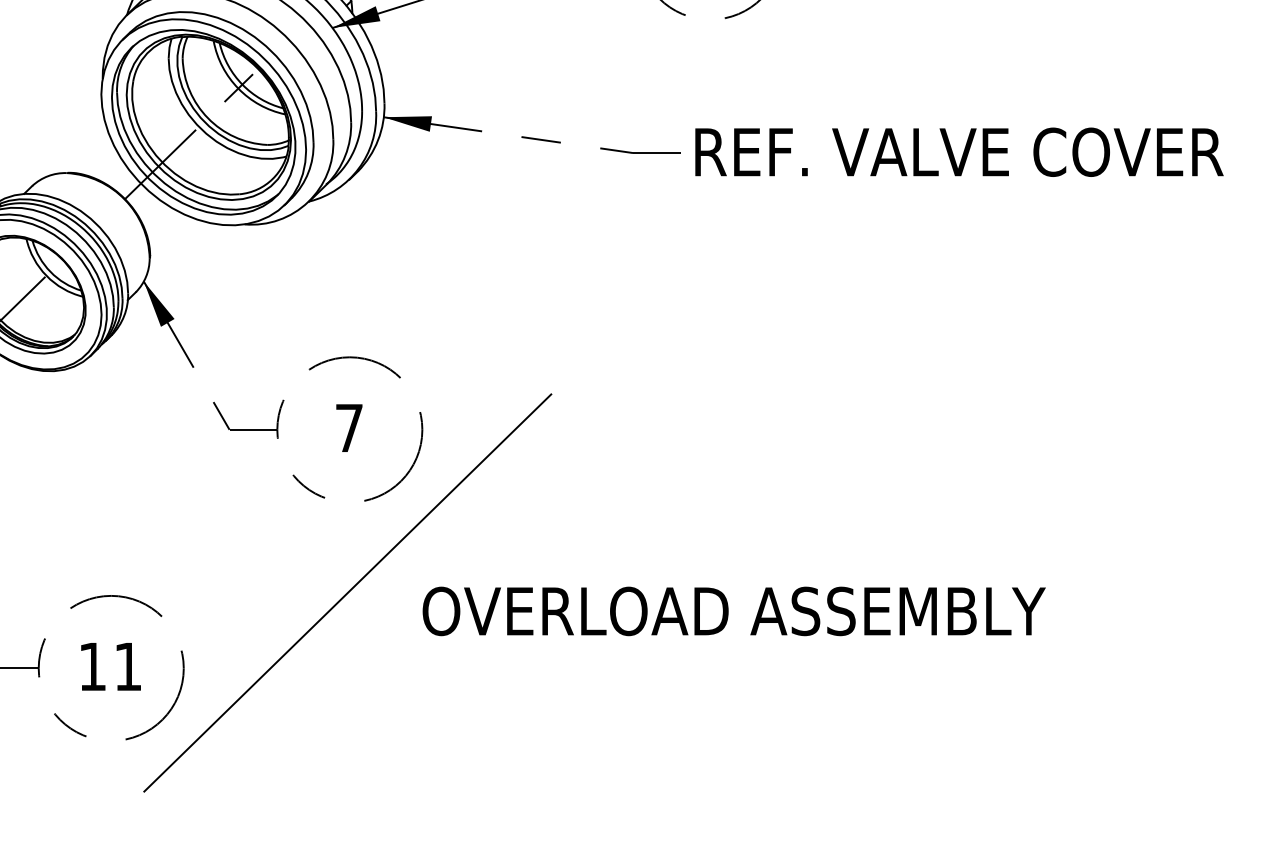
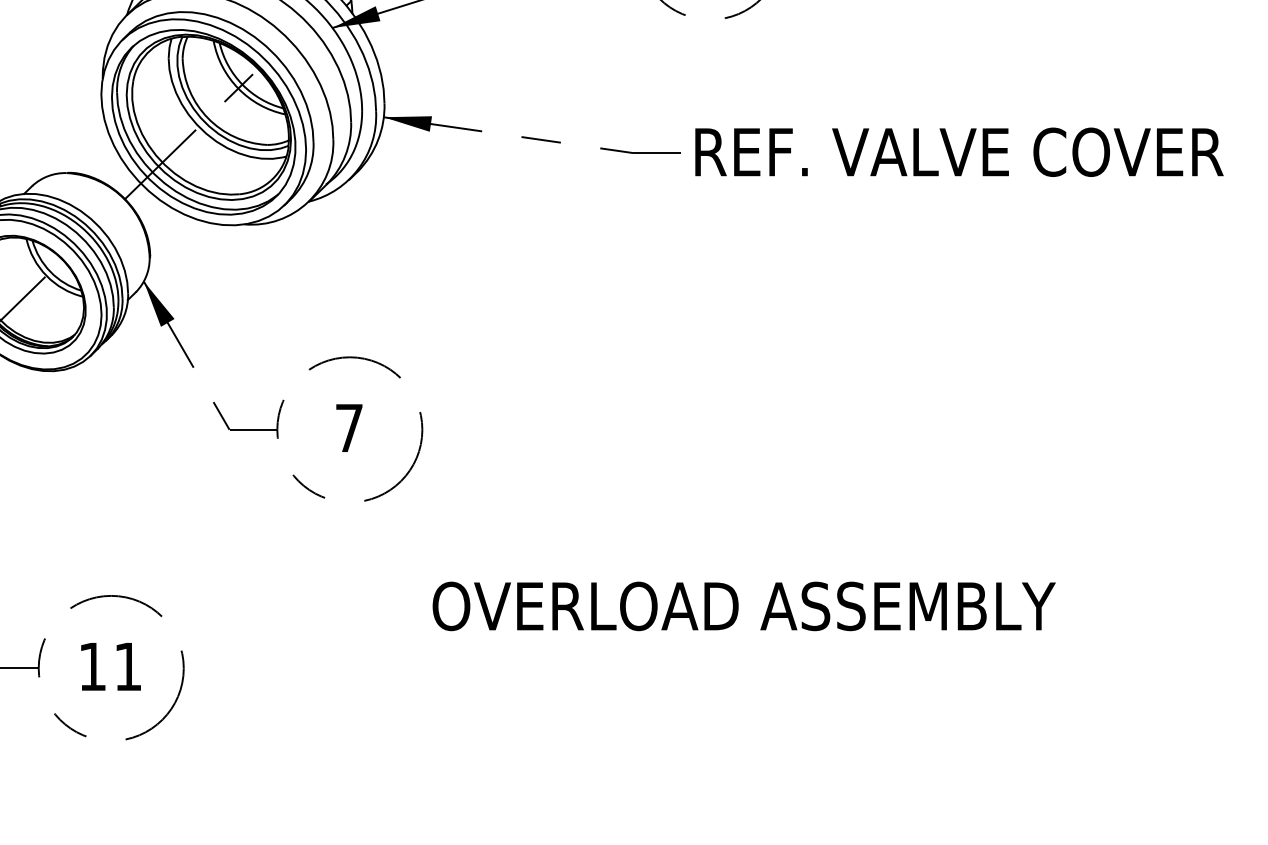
line: present -> none (347, 592)
text position: (733, 611) -> (743, 606) (743, 606)
